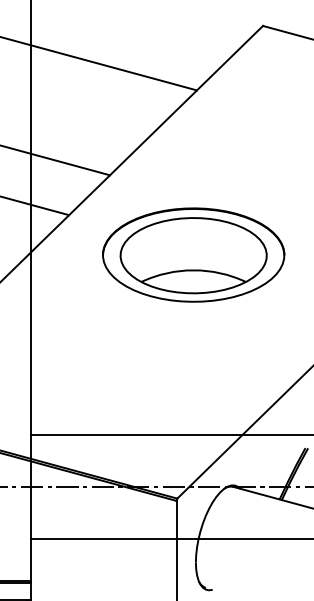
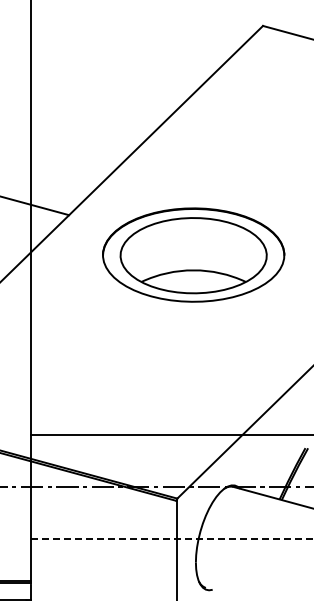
line: present -> none (99, 63)
line: present -> none (56, 160)
line: solid -> dashed (172, 539)
